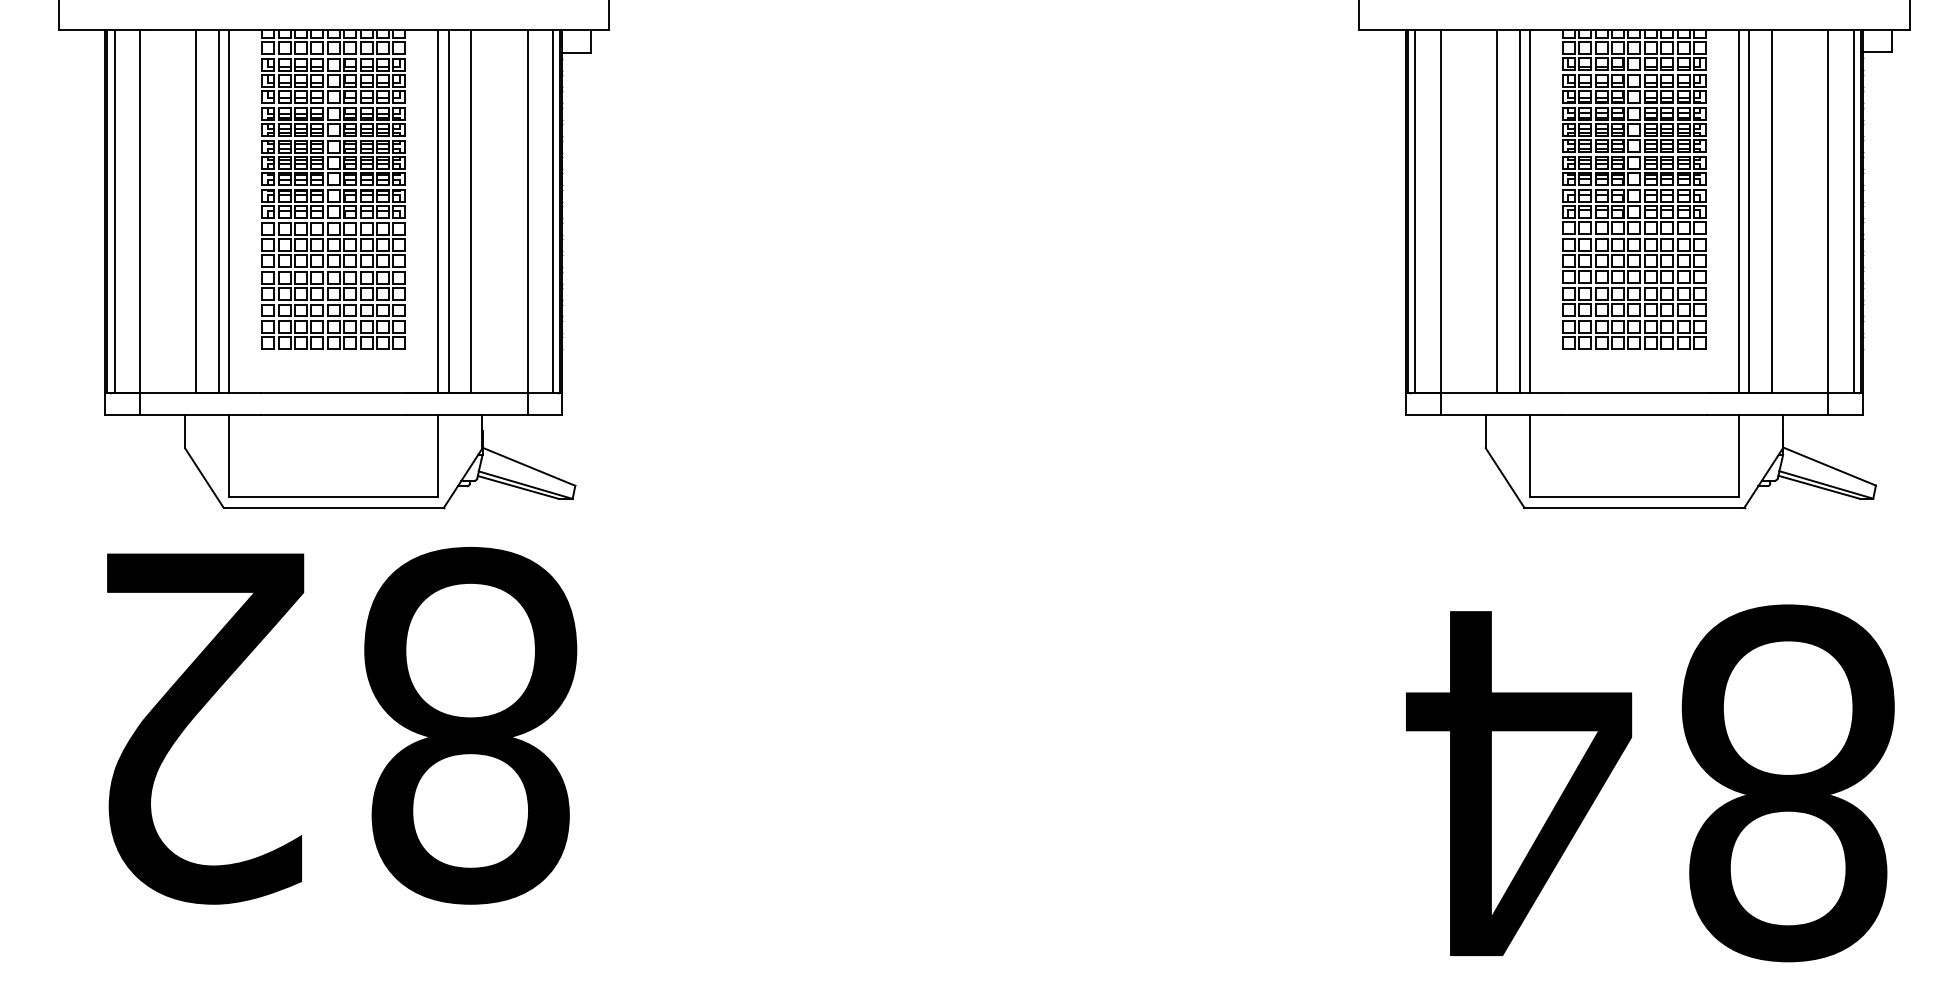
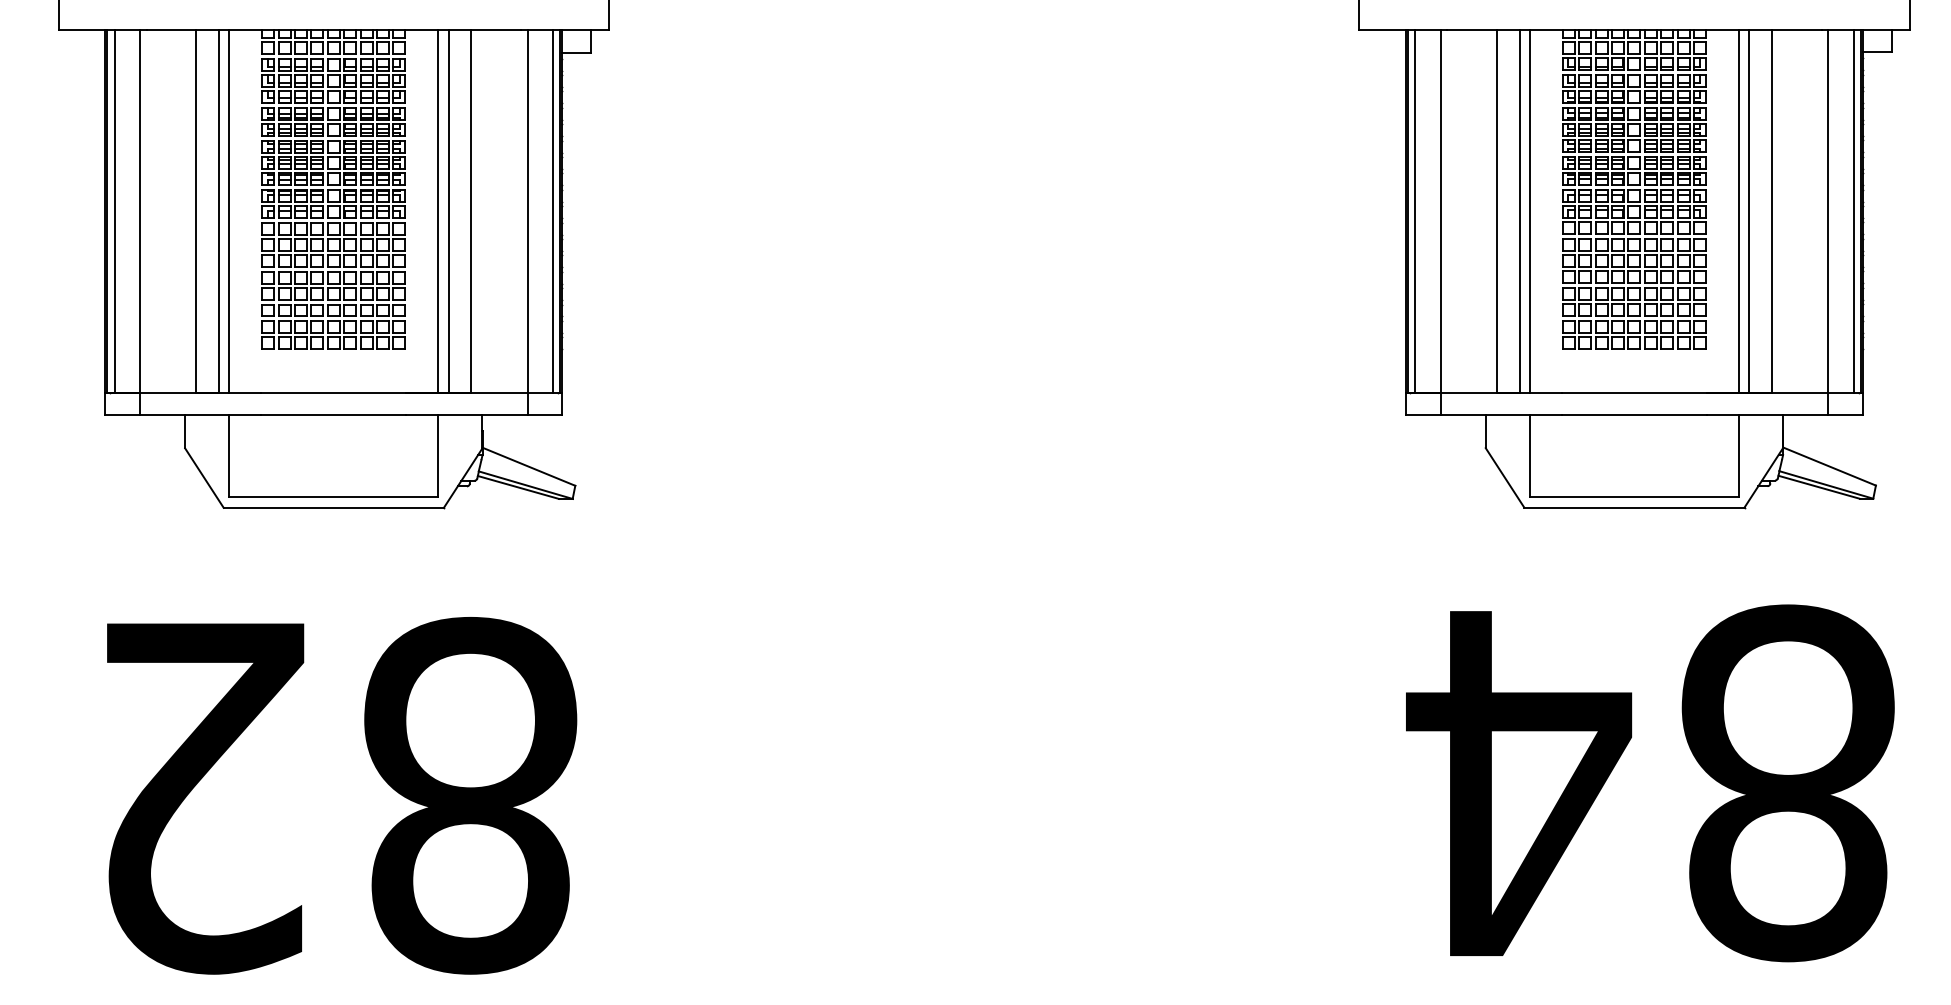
text position: (342, 725) -> (342, 795) (342, 795)
